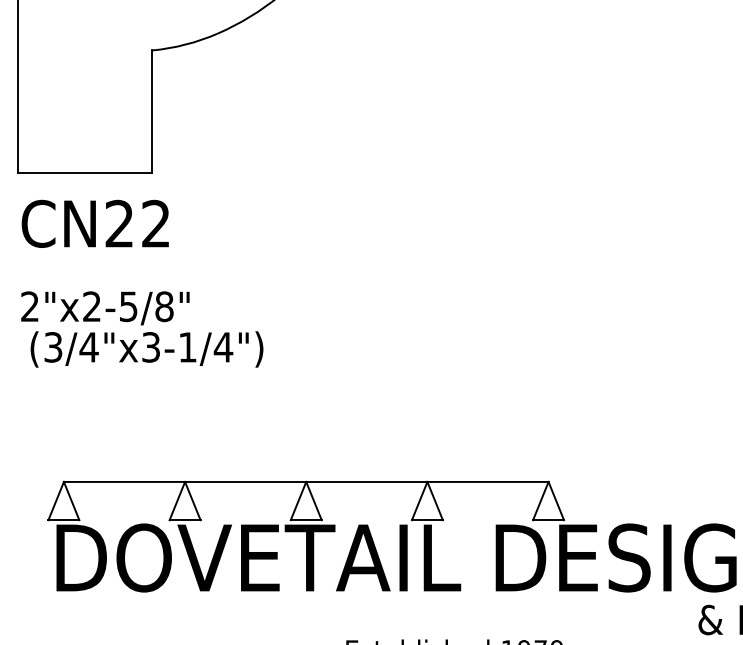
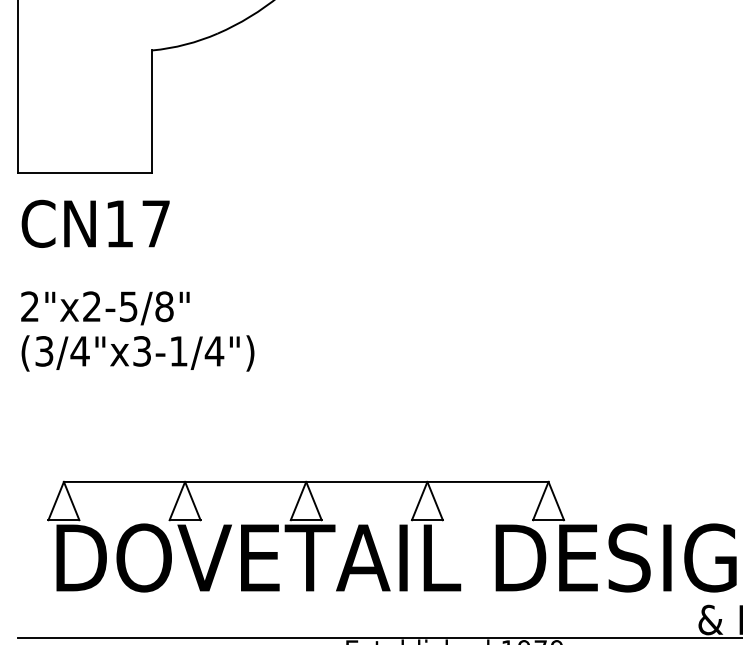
text: CN22 -> CN17 (137, 223)
text position: (146, 349) -> (137, 353) (137, 353)
line: none -> present (378, 637)
